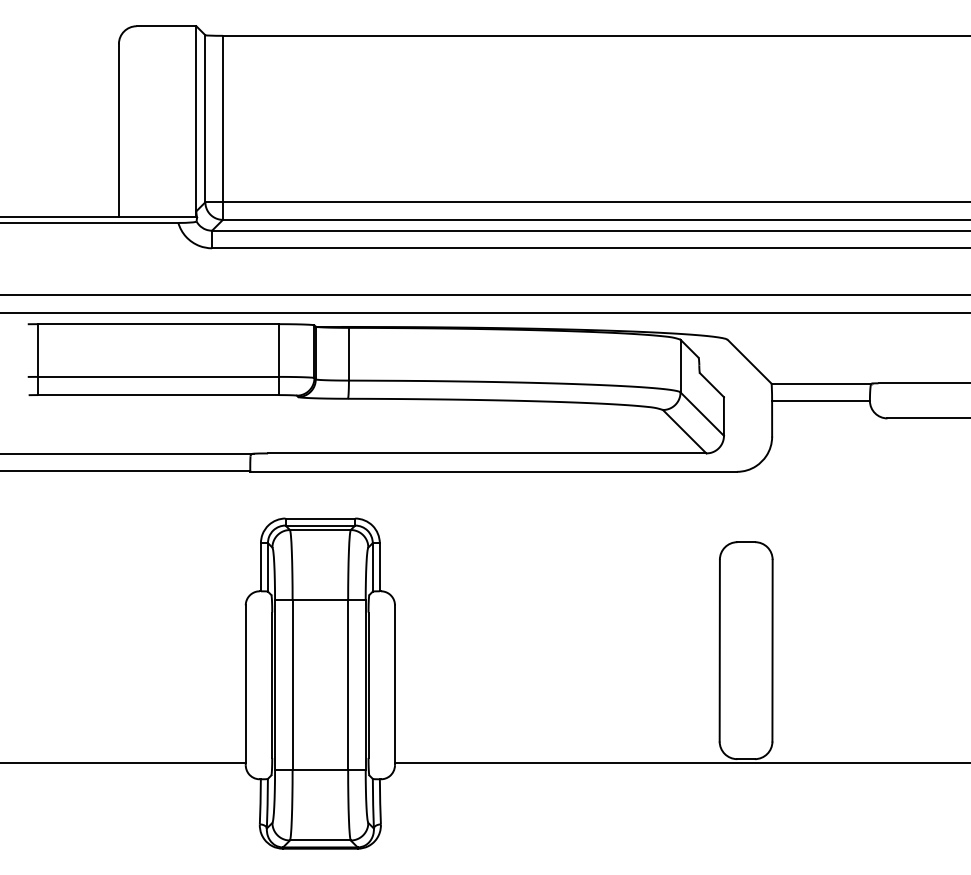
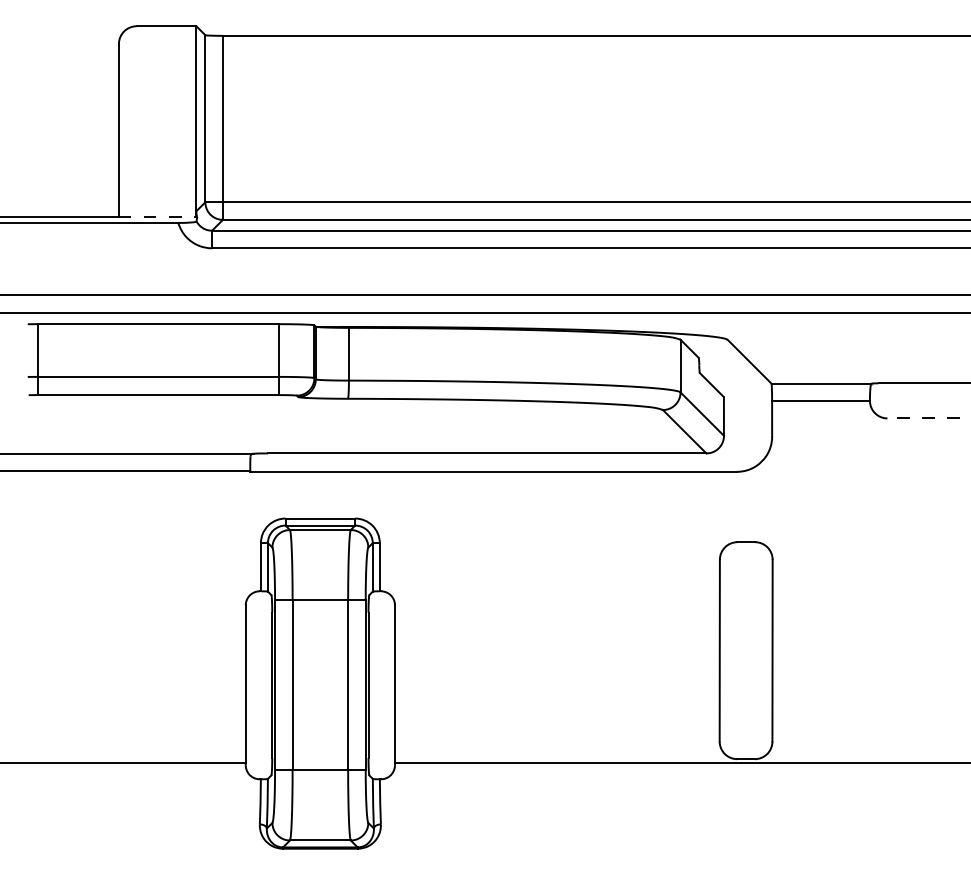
line: solid -> dashed (157, 216)
line: solid -> dashed (929, 418)
